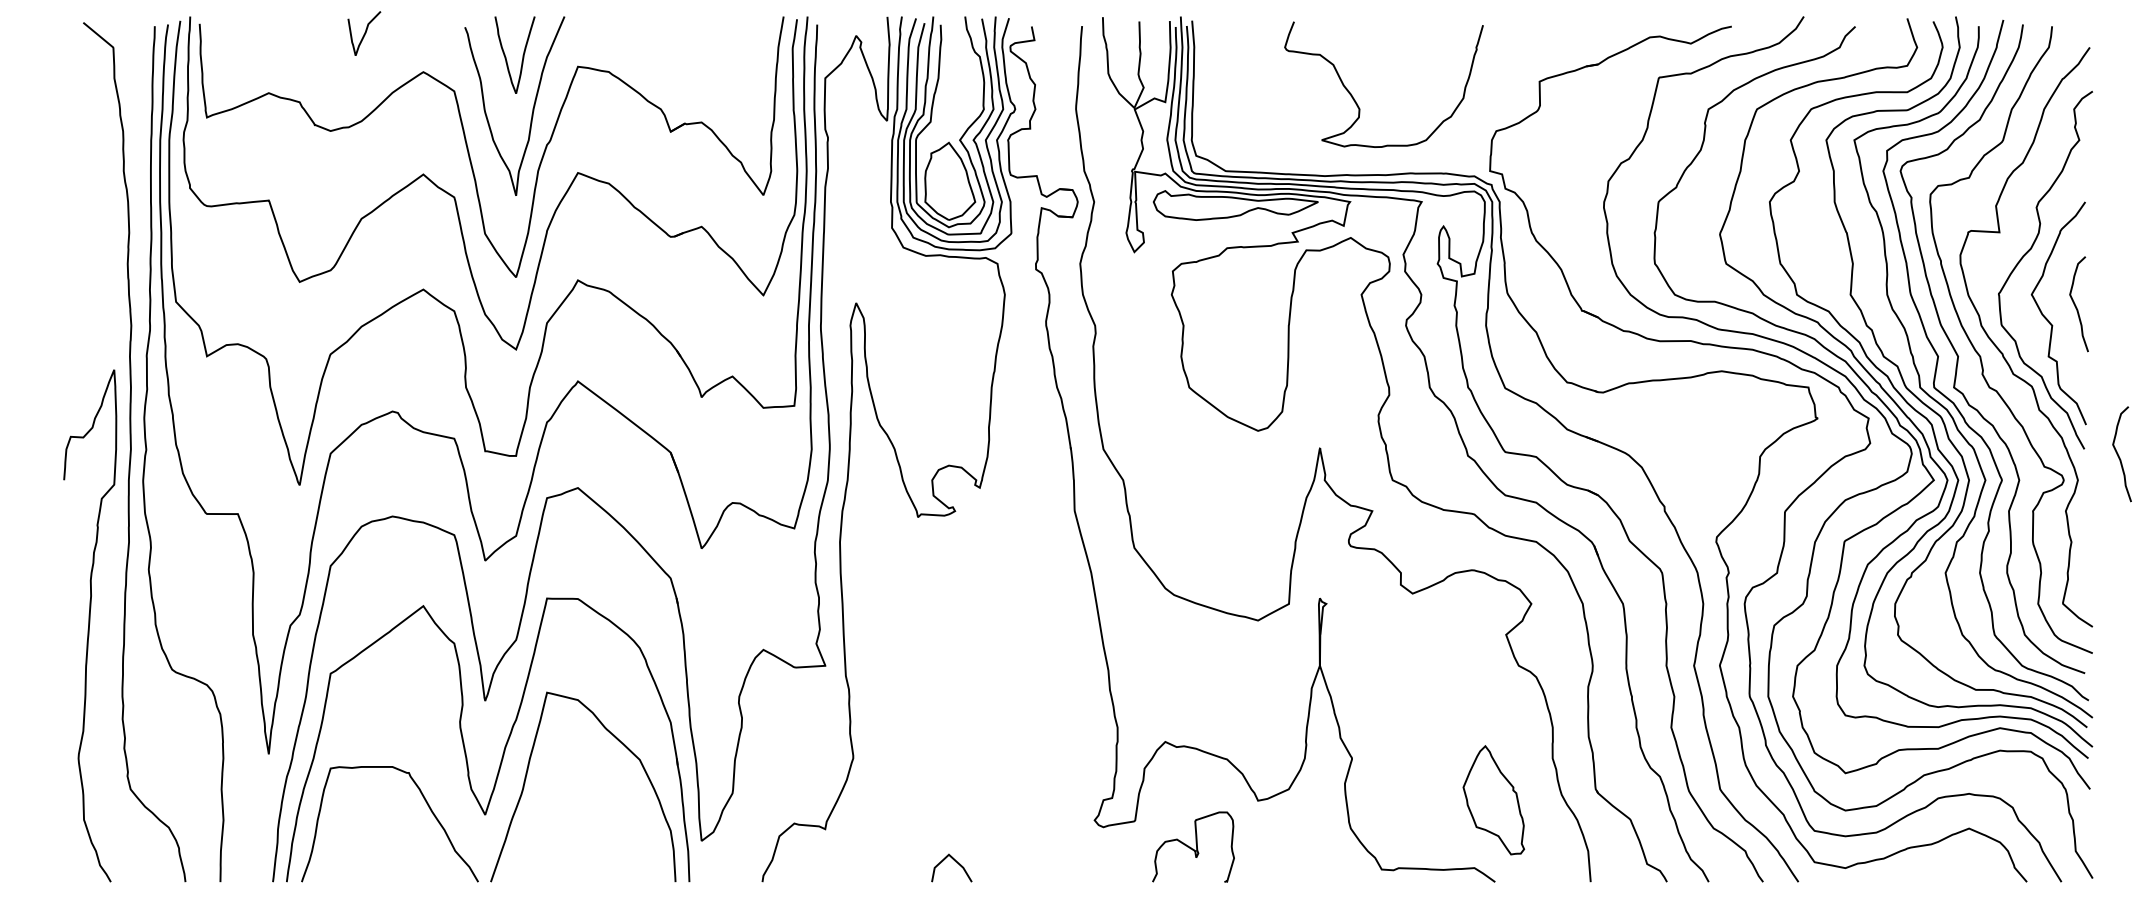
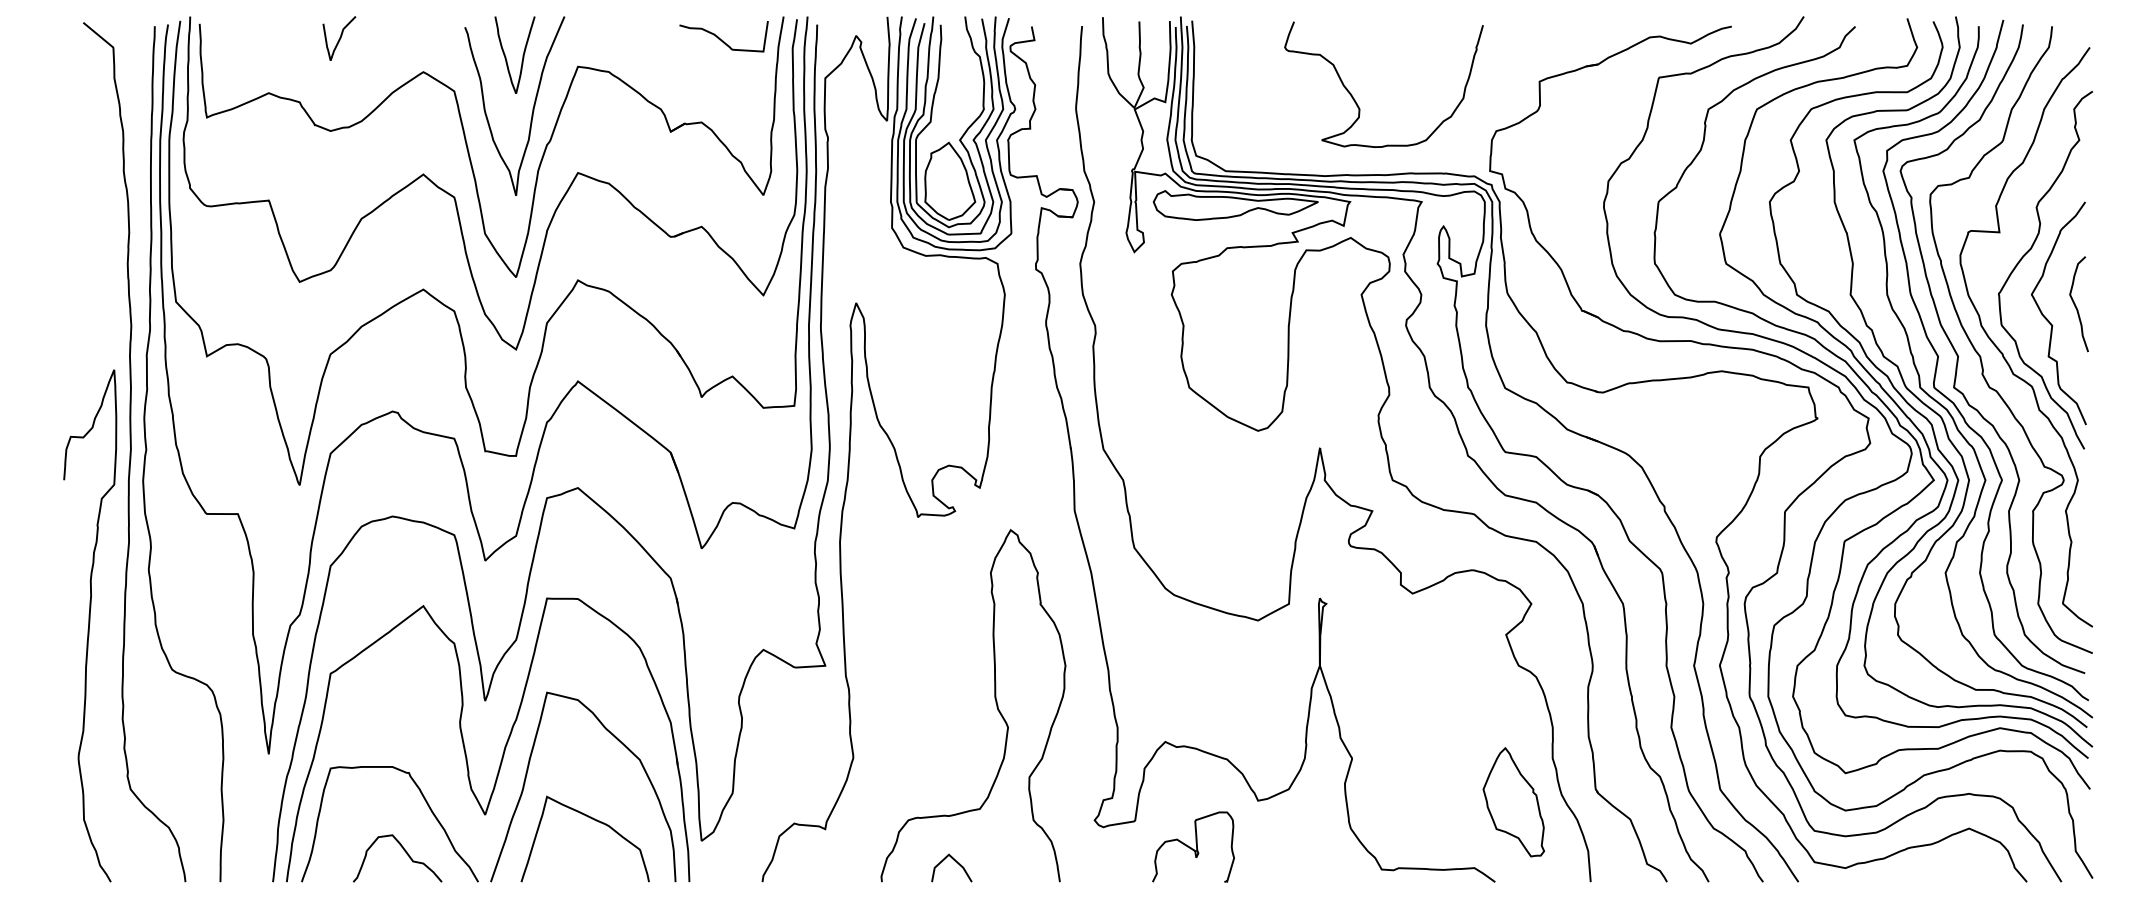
curve position: (364, 33) -> (339, 38) (339, 38)
curve: none -> present (720, 38)
curve: present -> none (2119, 455)
curve: none -> present (995, 703)
part position: (1493, 800) -> (1513, 802) (1513, 802)
curve: none -> present (594, 820)
curve: none -> present (406, 854)
